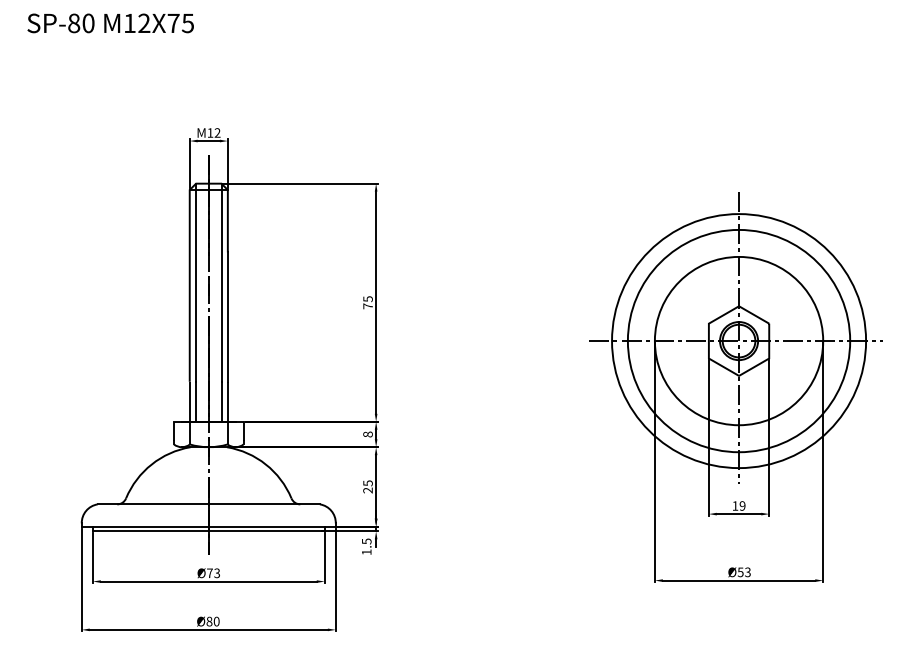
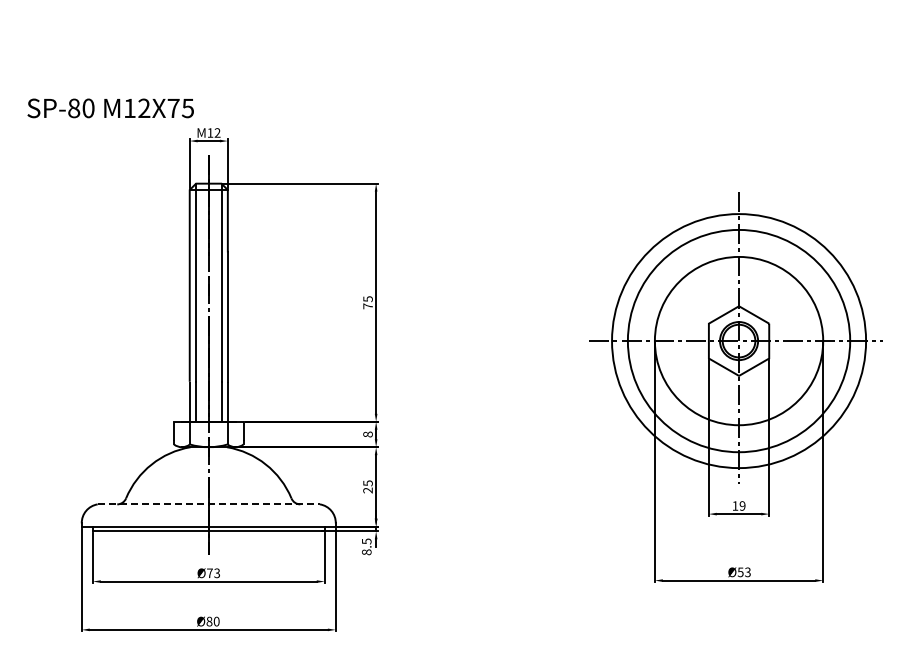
text position: (110, 23) -> (110, 108) (110, 108)
line: solid -> dashed (209, 504)
text: 1.5 -> 8.5 (366, 552)
